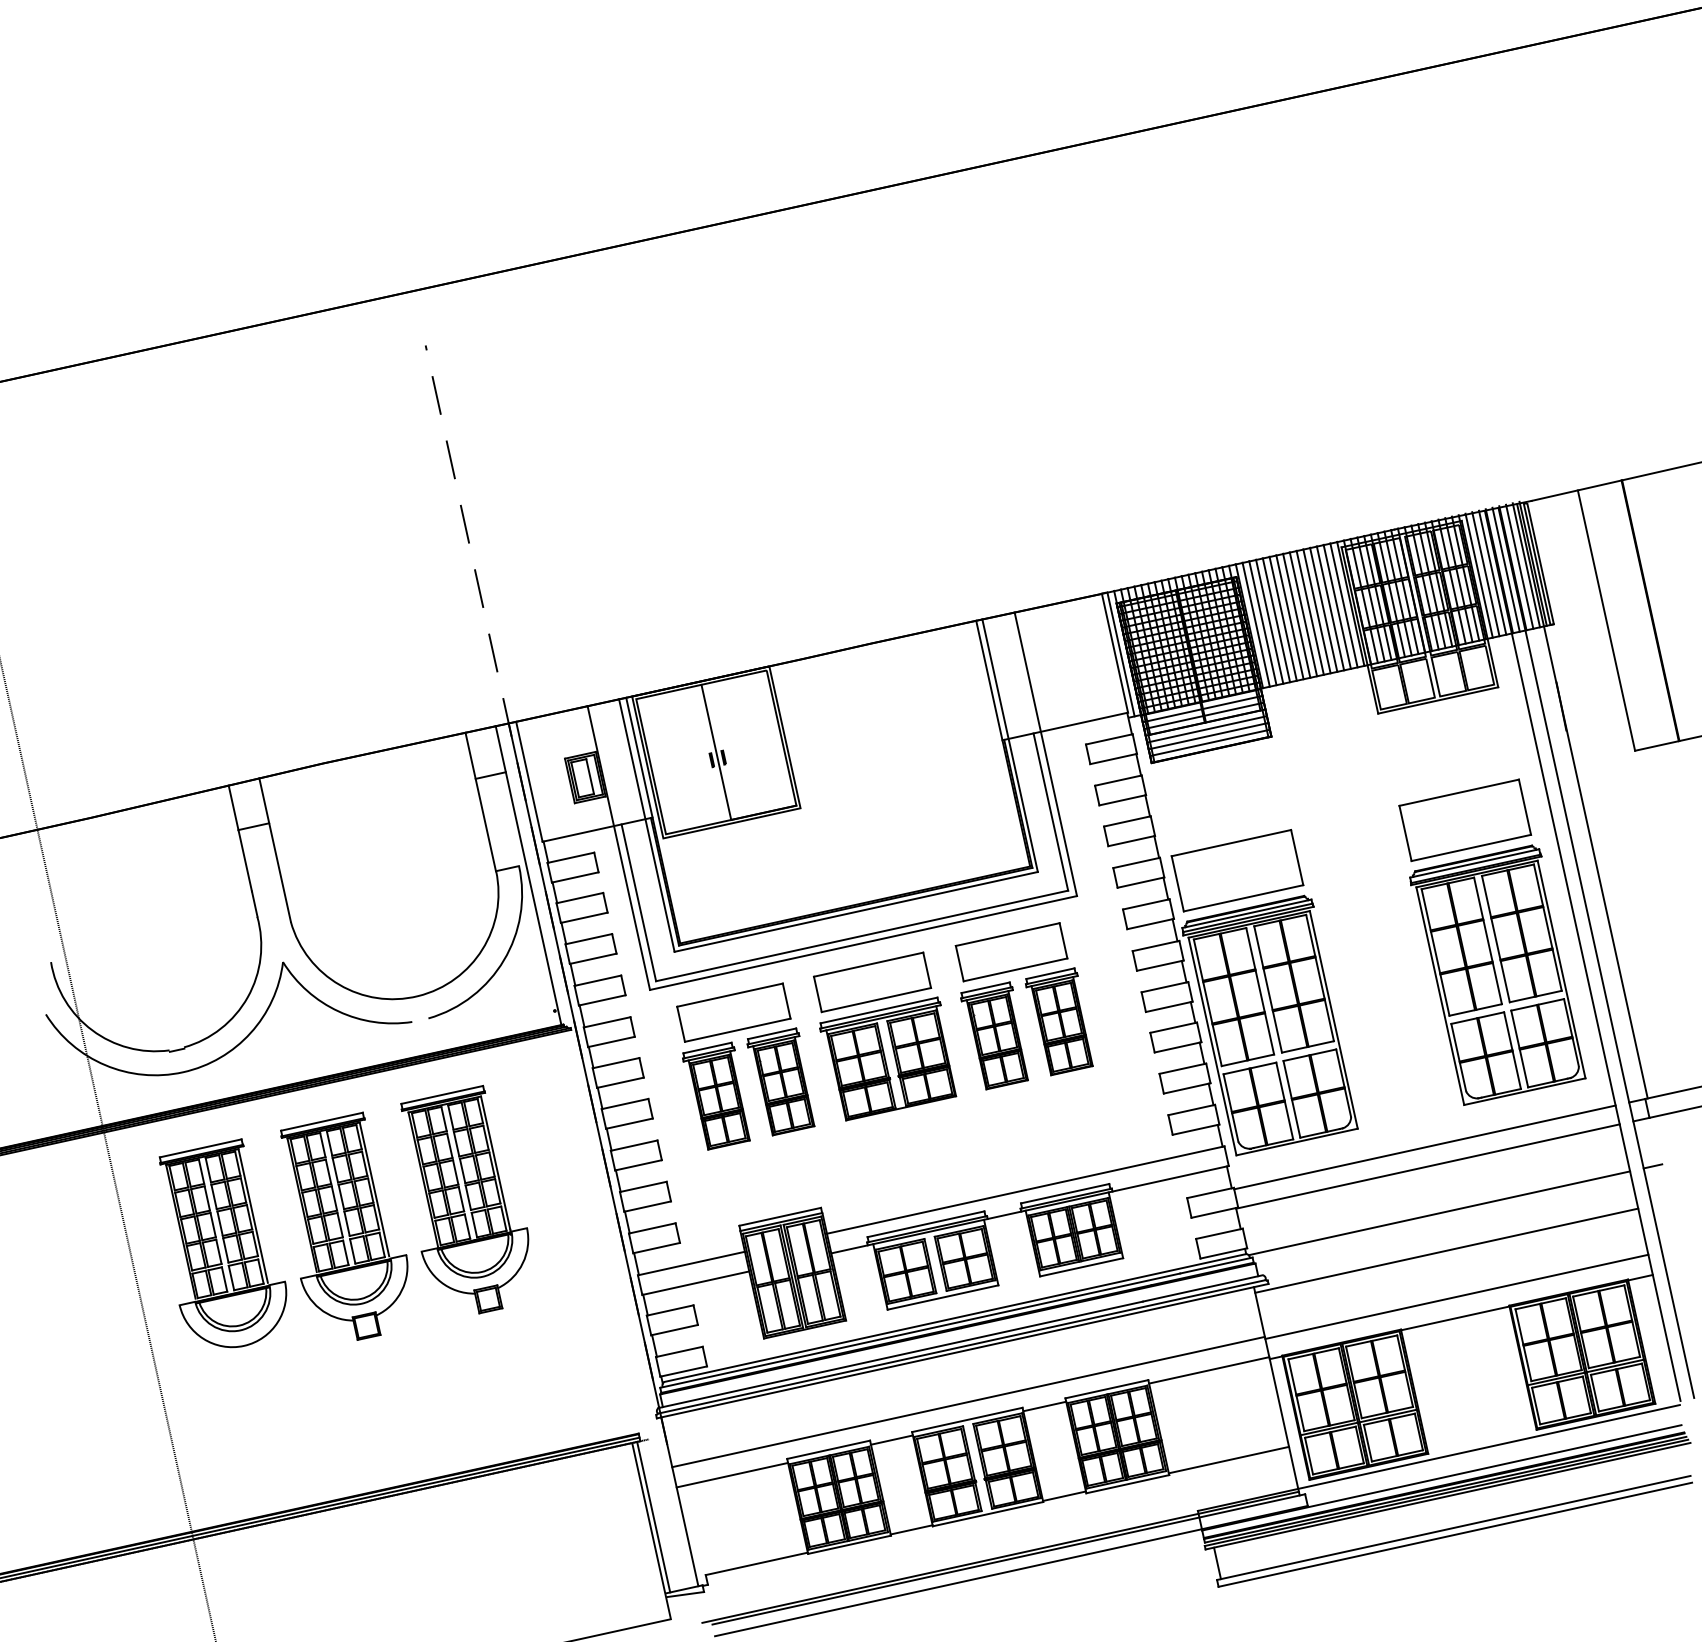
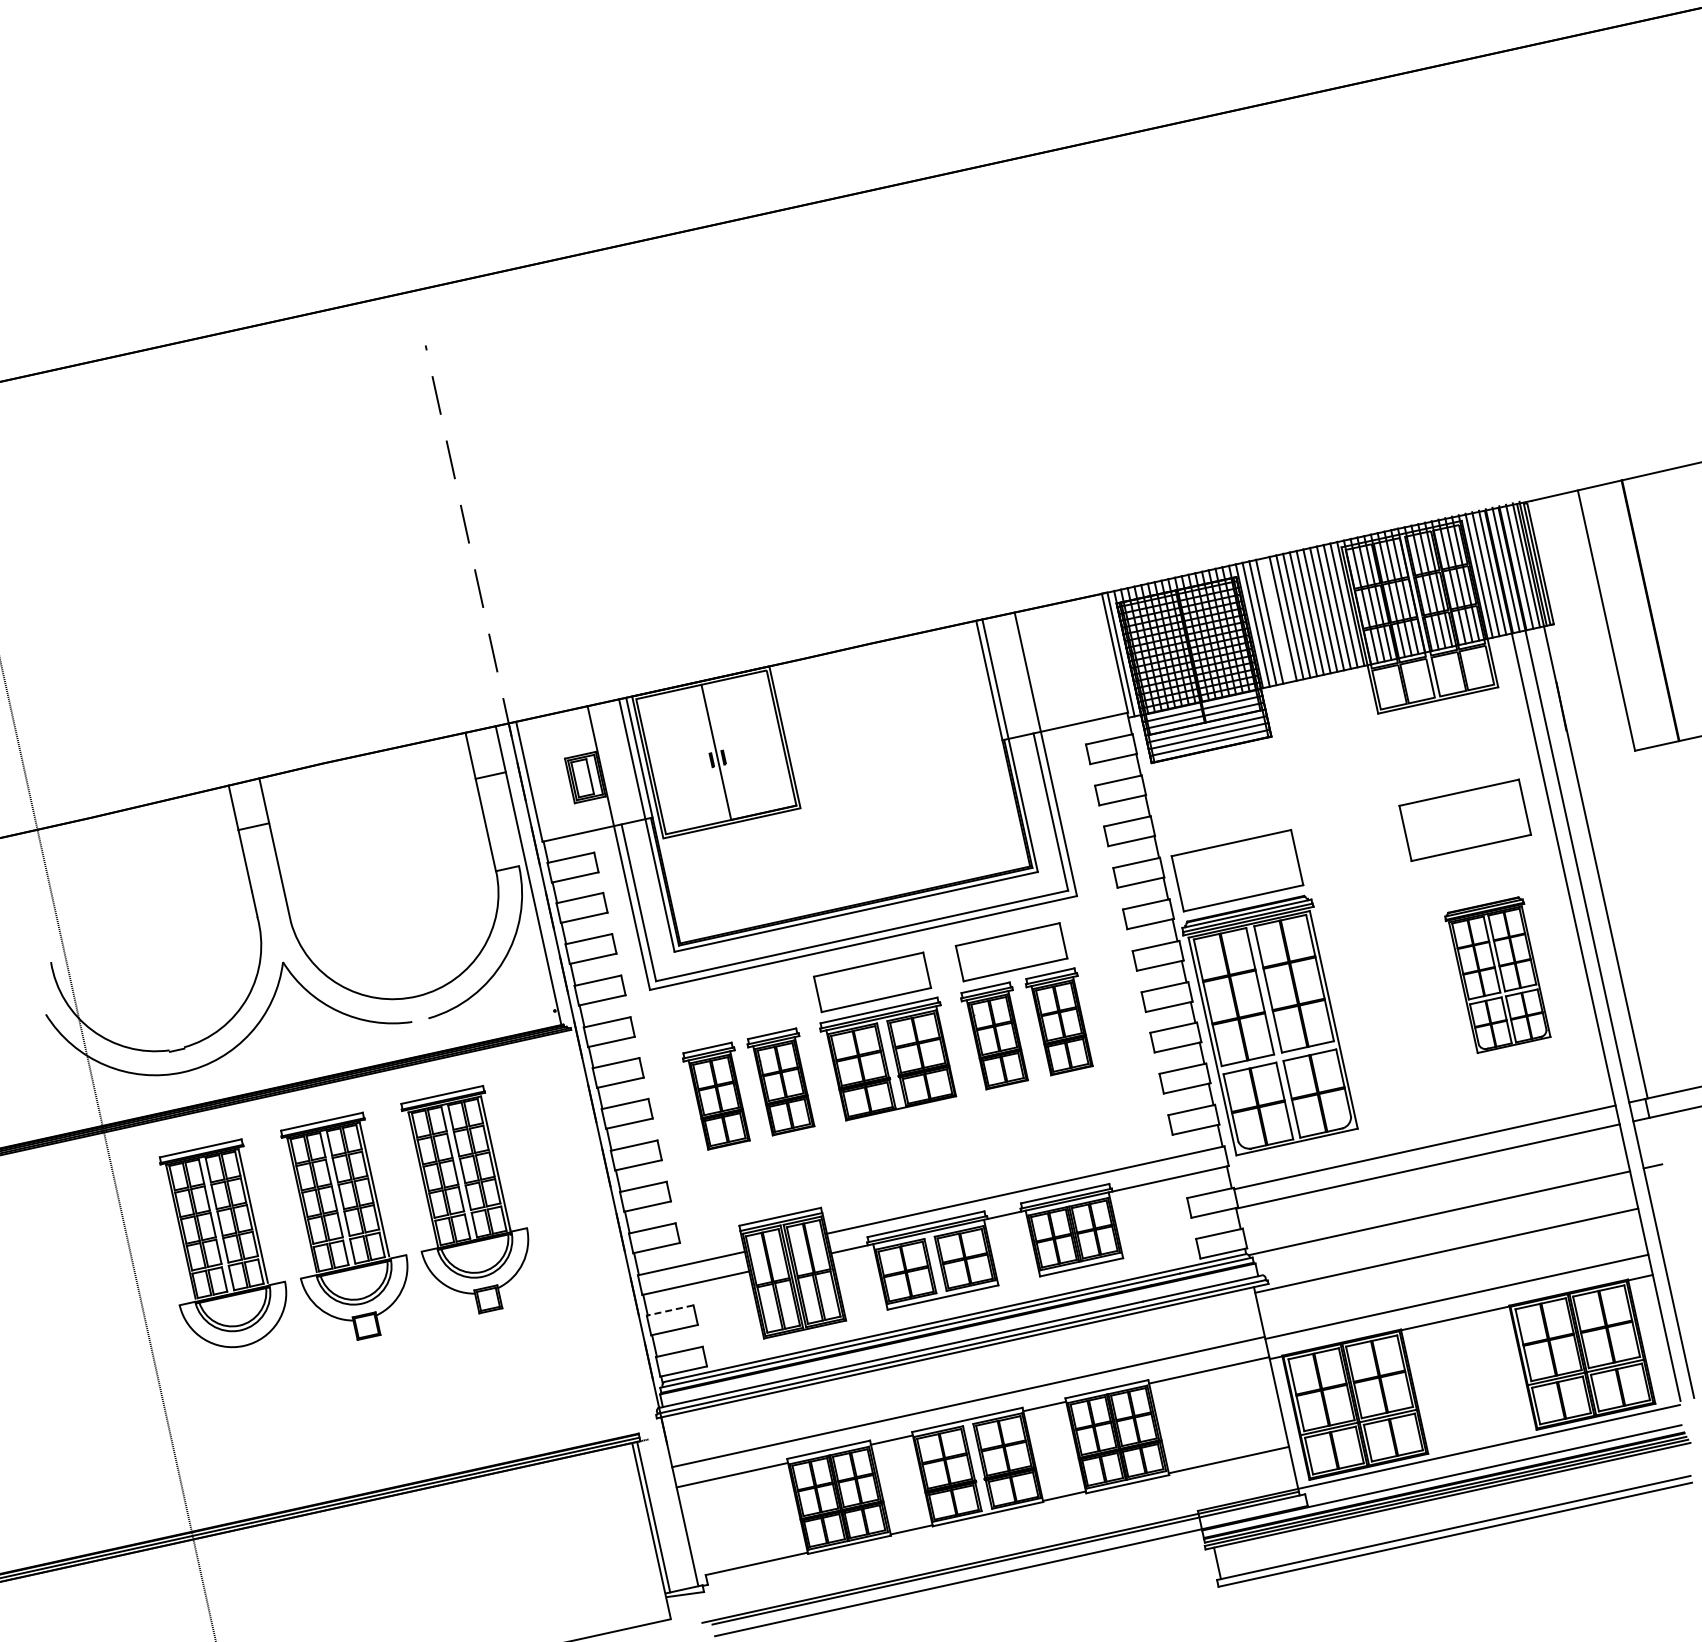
line: present -> none (1276, 620)
part size: 178x262 px -> 108x158 px (1497, 974)
part: present -> none (733, 1012)
line: solid -> dashed (670, 1310)
